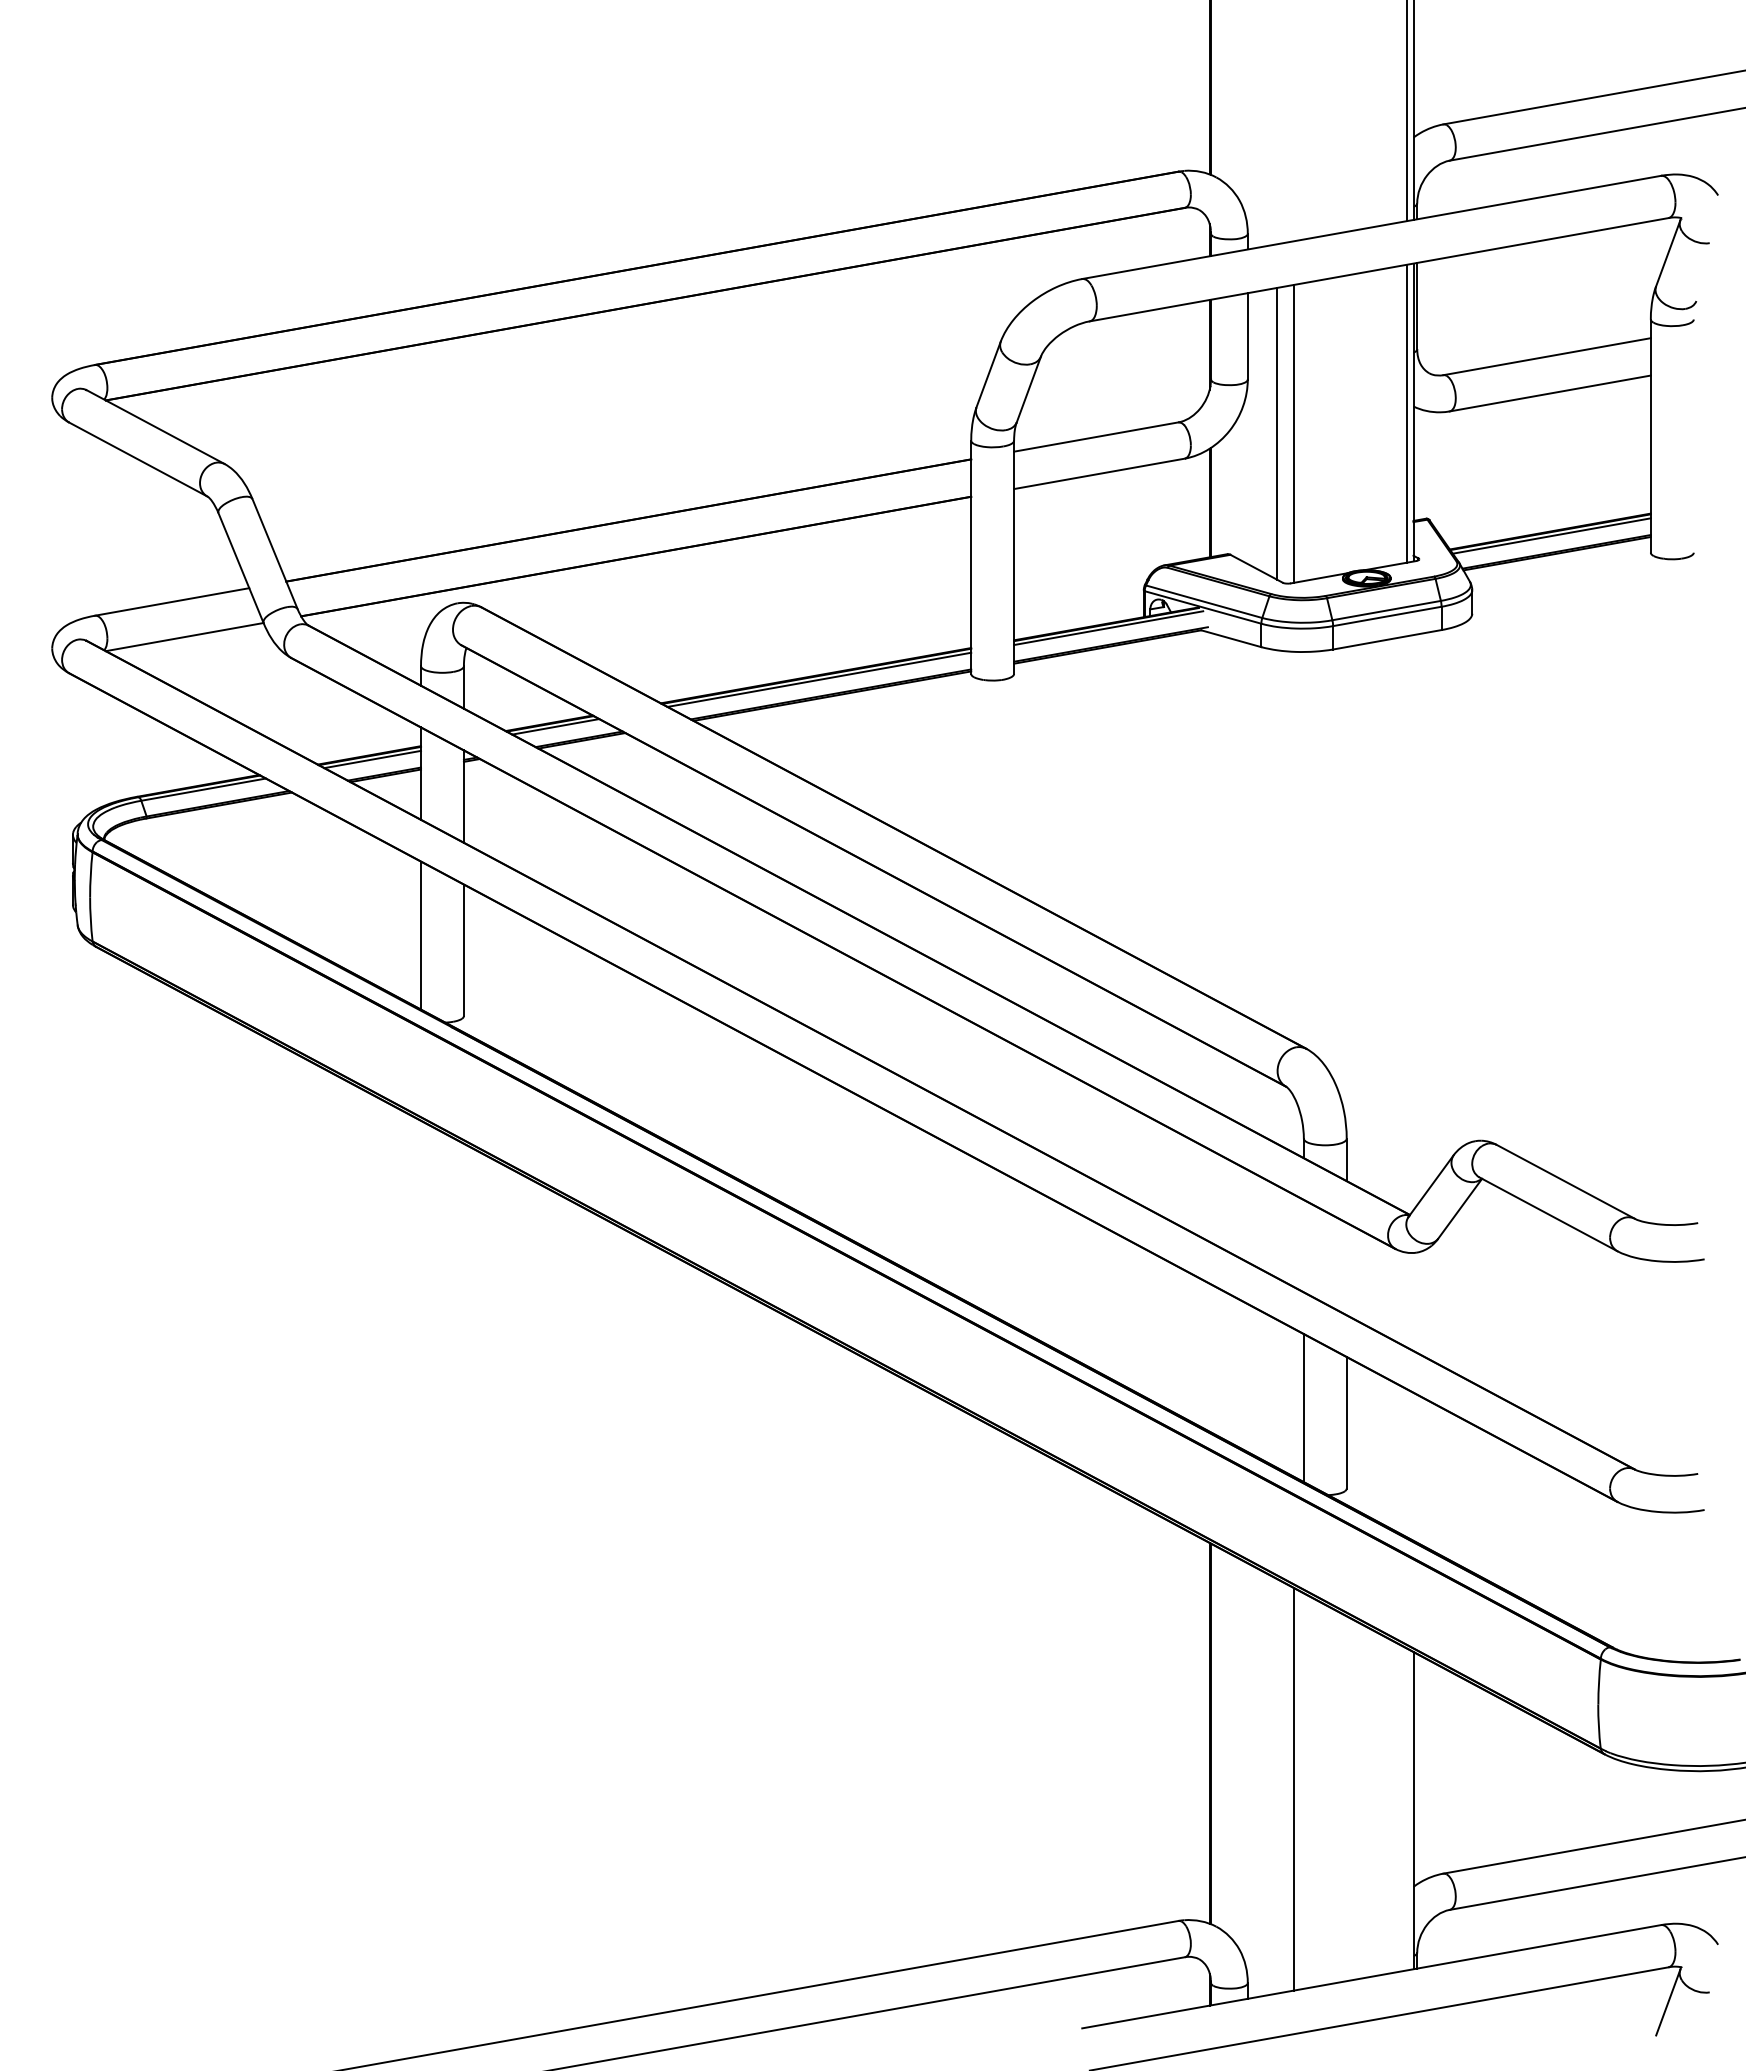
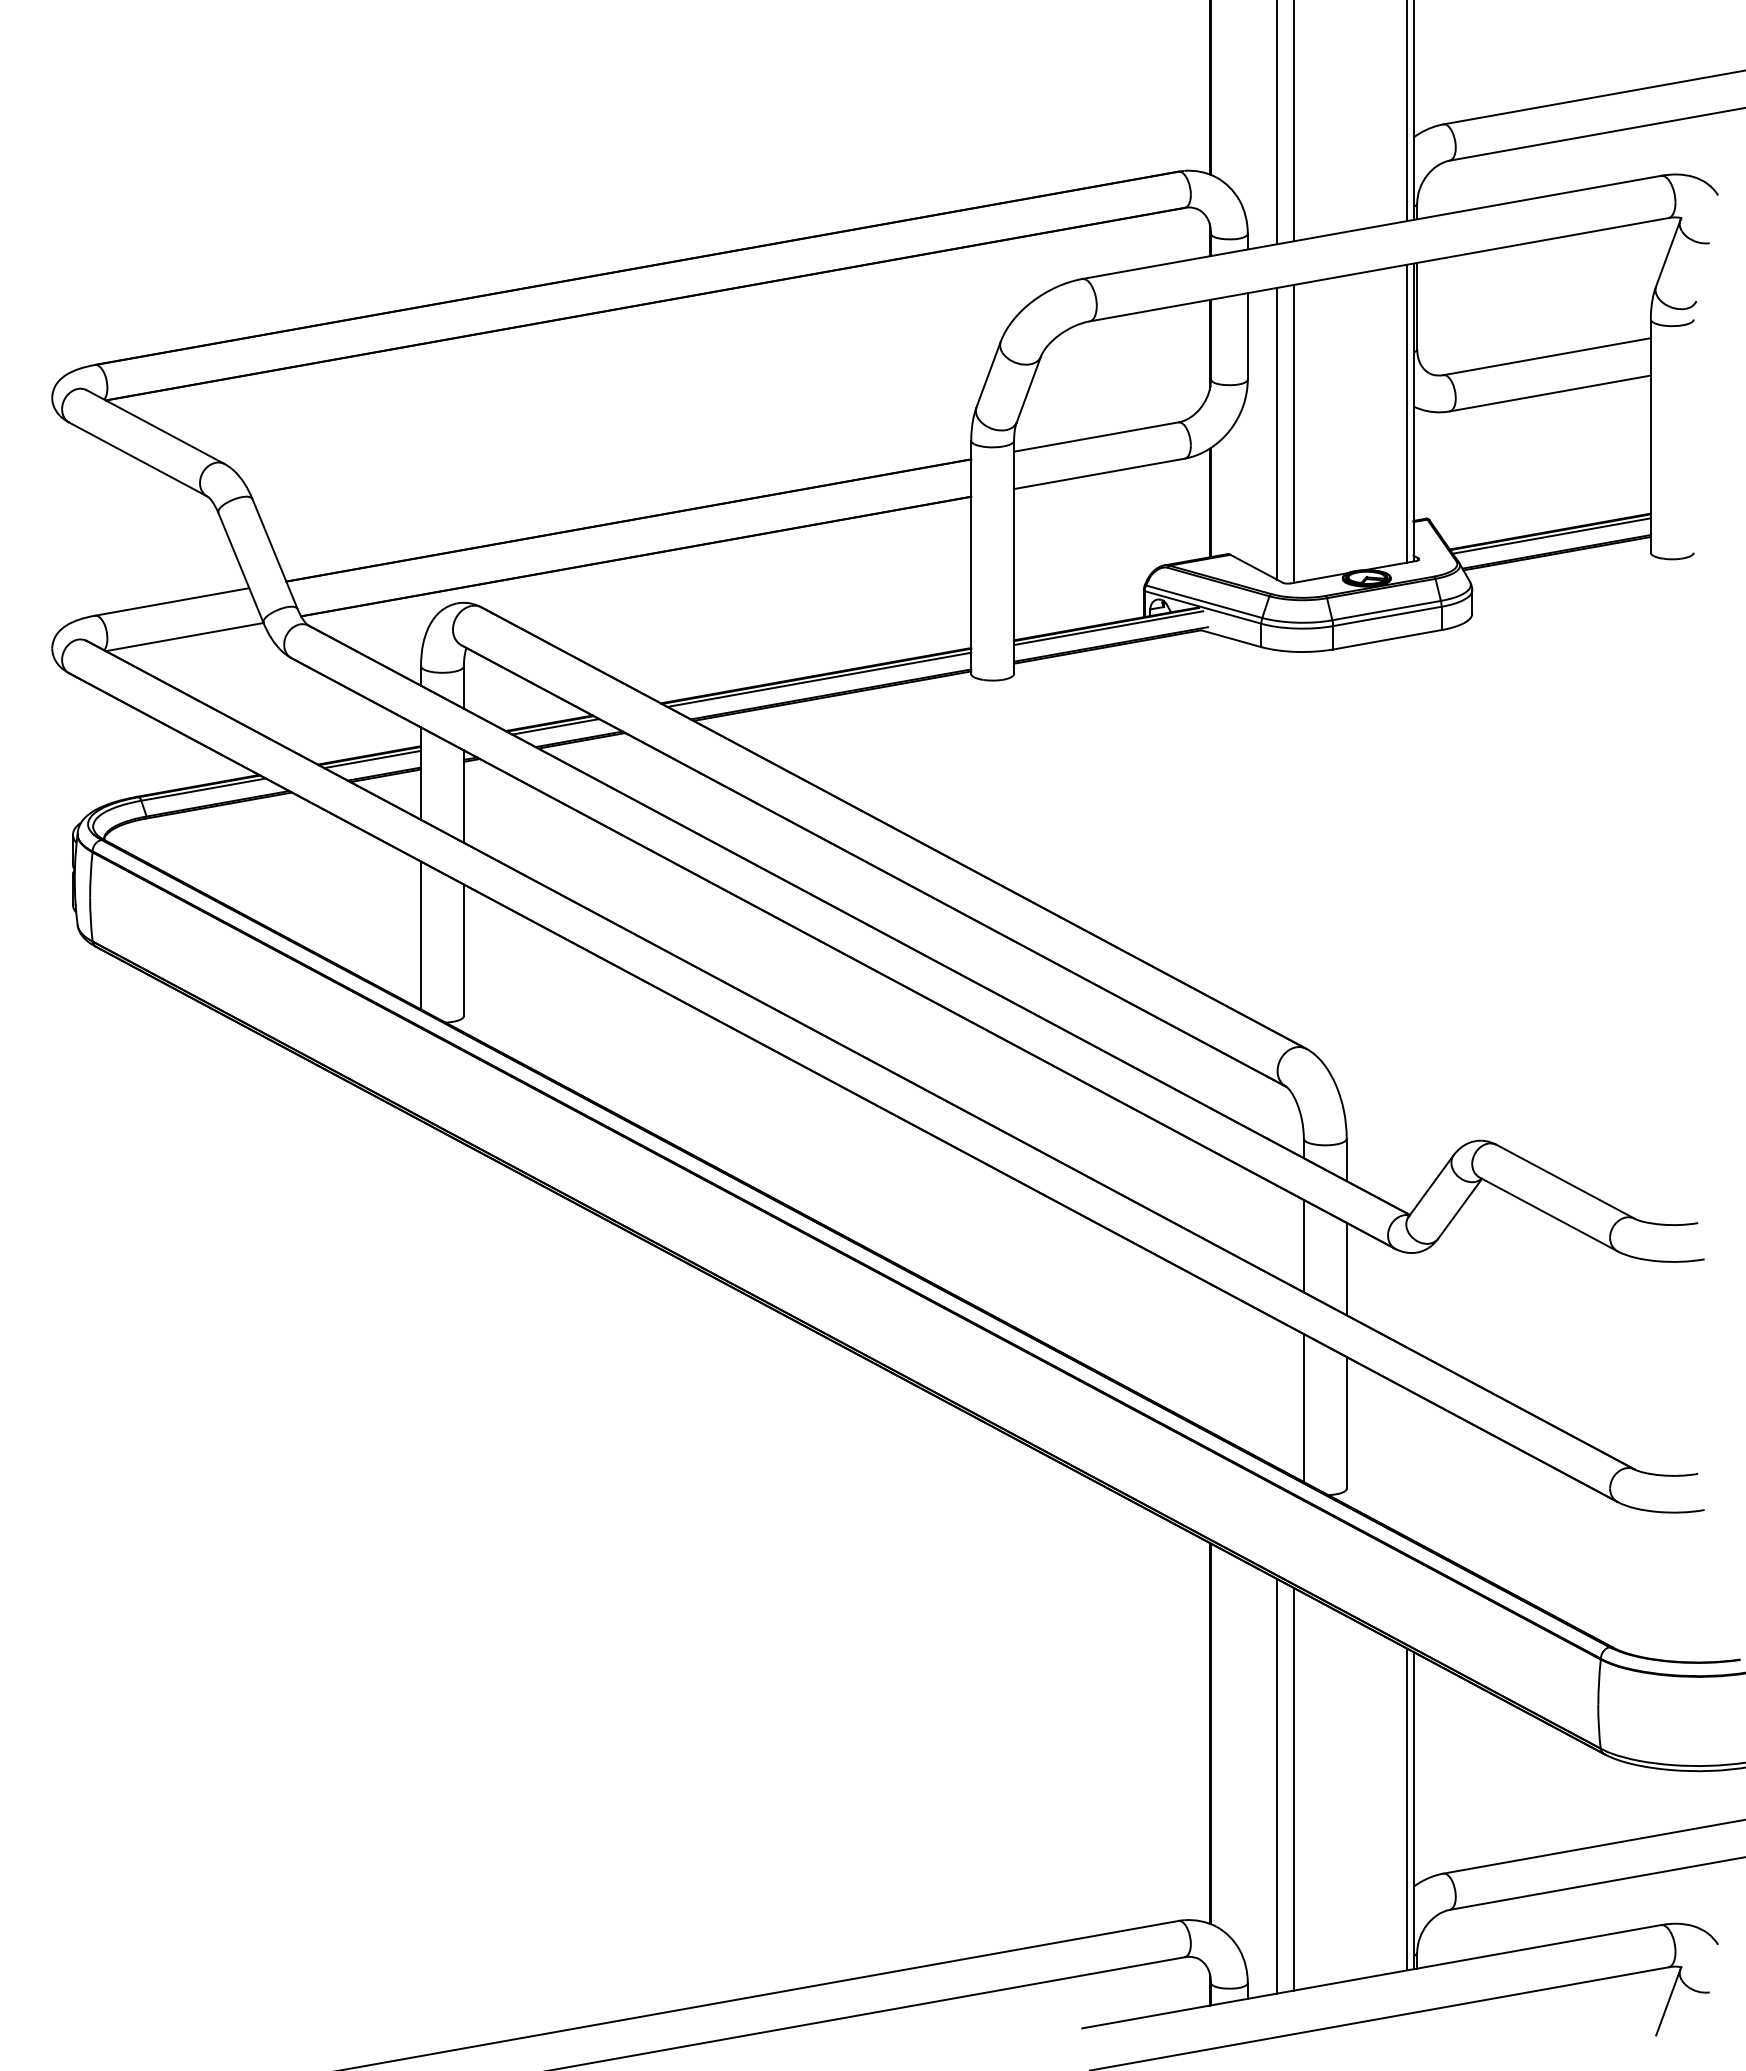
line: none -> present (1293, 121)
line: none -> present (1277, 123)
line: none -> present (1303, 1246)
line: none -> present (1346, 1268)
line: none -> present (1277, 1785)
line: none -> present (1407, 1809)
